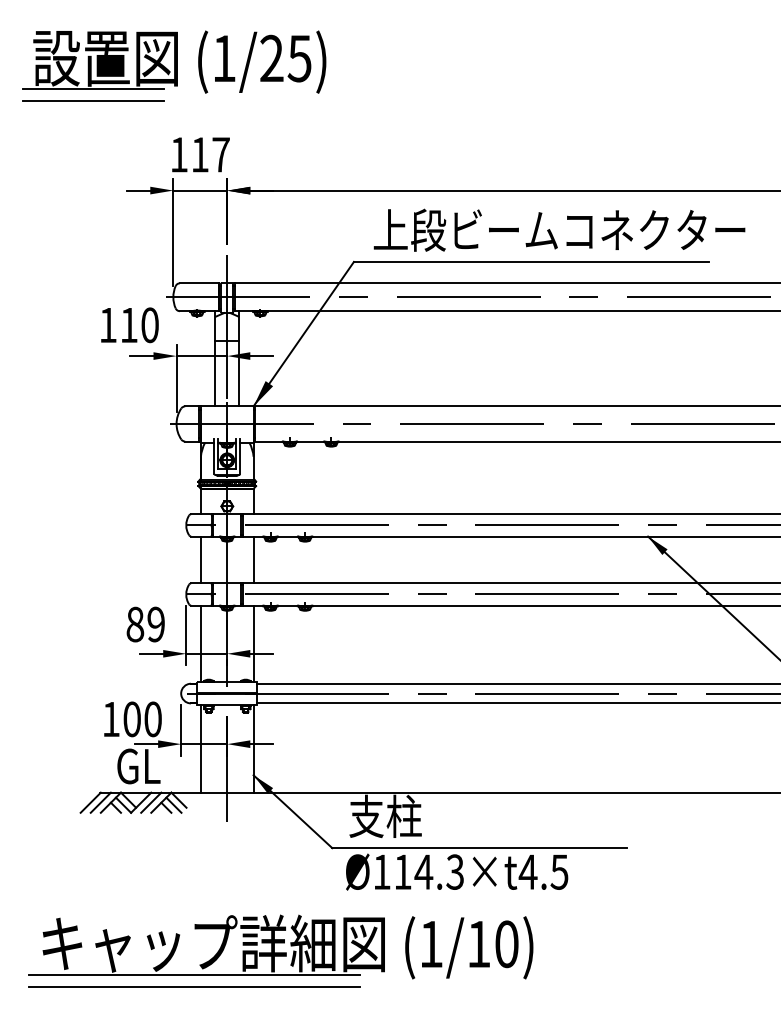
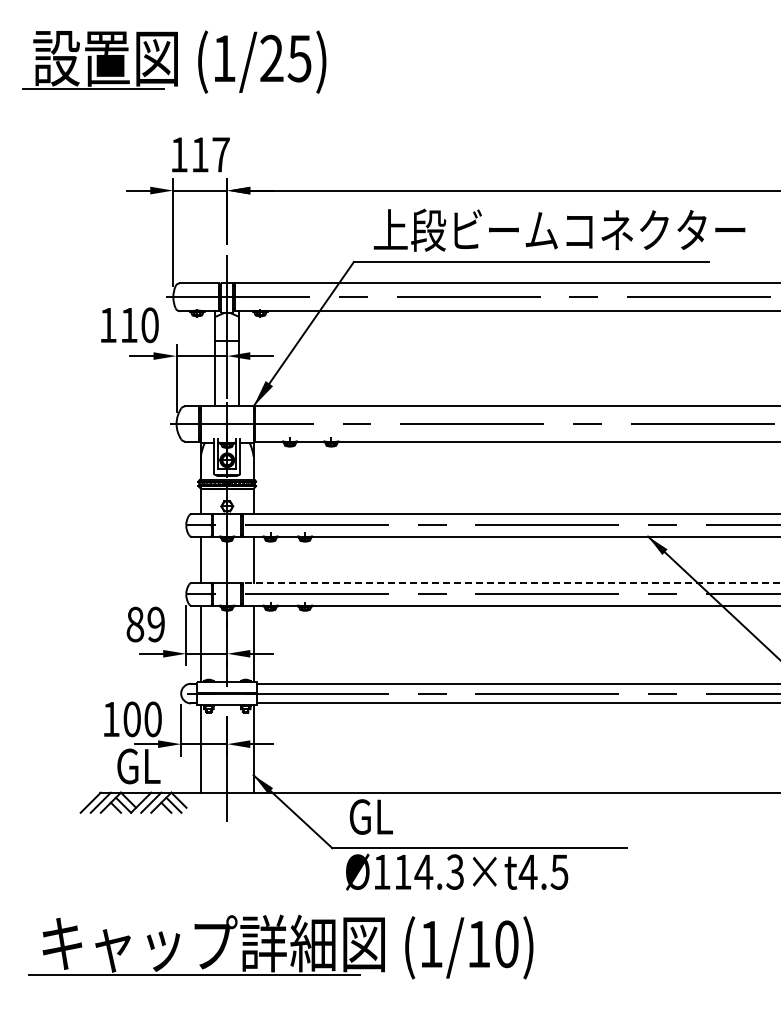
line: present -> none (93, 100)
line: solid -> dashed (511, 583)
text: 支柱 -> GL (385, 816)
line: present -> none (194, 986)
